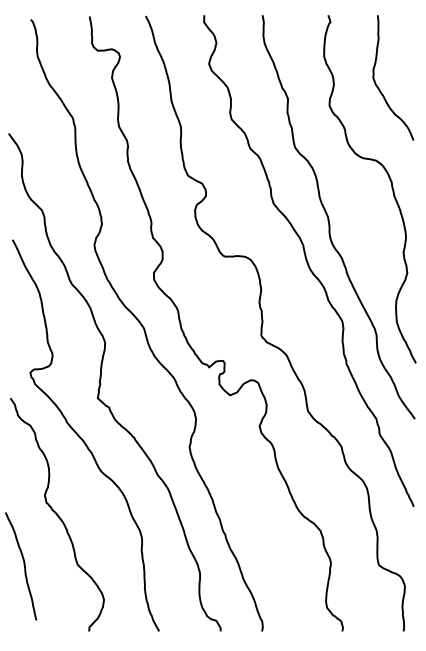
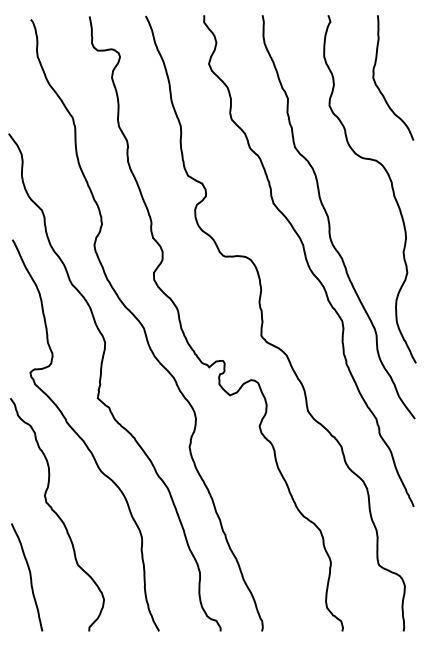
curve position: (23, 565) -> (29, 576) (29, 576)
